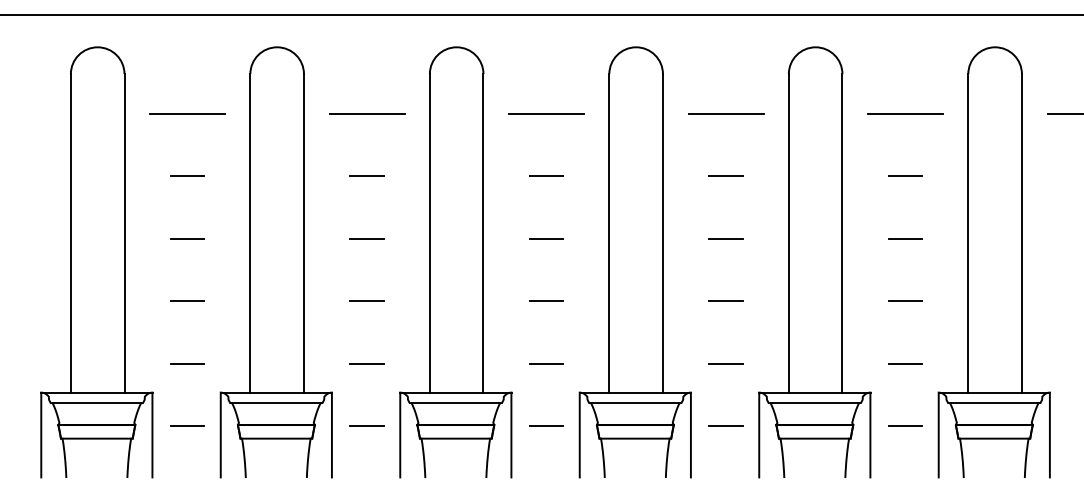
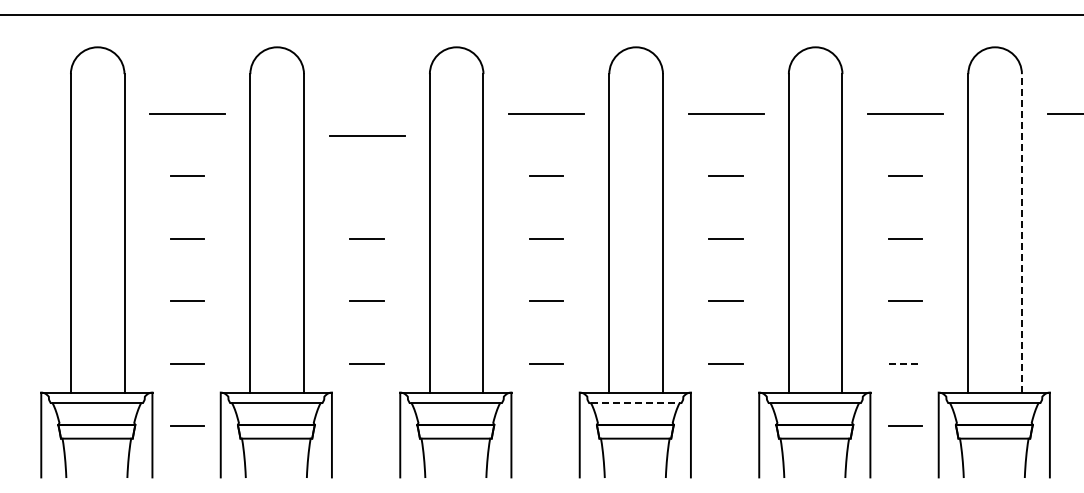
line position: (367, 113) -> (367, 135) (367, 135)
line: present -> none (366, 176)
line: solid -> dashed (1021, 232)
line: solid -> dashed (905, 363)
line: solid -> dashed (635, 403)
line: present -> none (366, 426)
line: present -> none (546, 426)
line: present -> none (725, 426)
